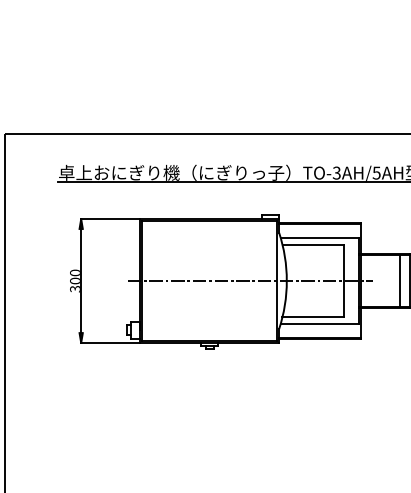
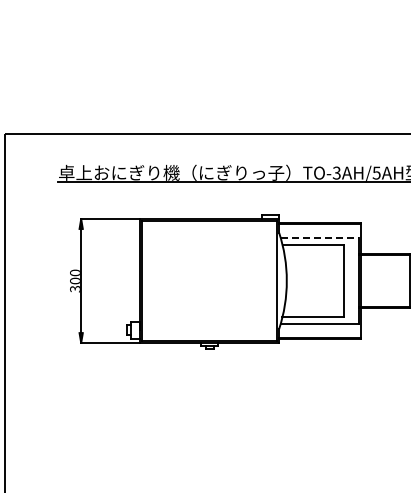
line: solid -> dashed (320, 238)
line: present -> none (399, 280)
line: present -> none (250, 281)
